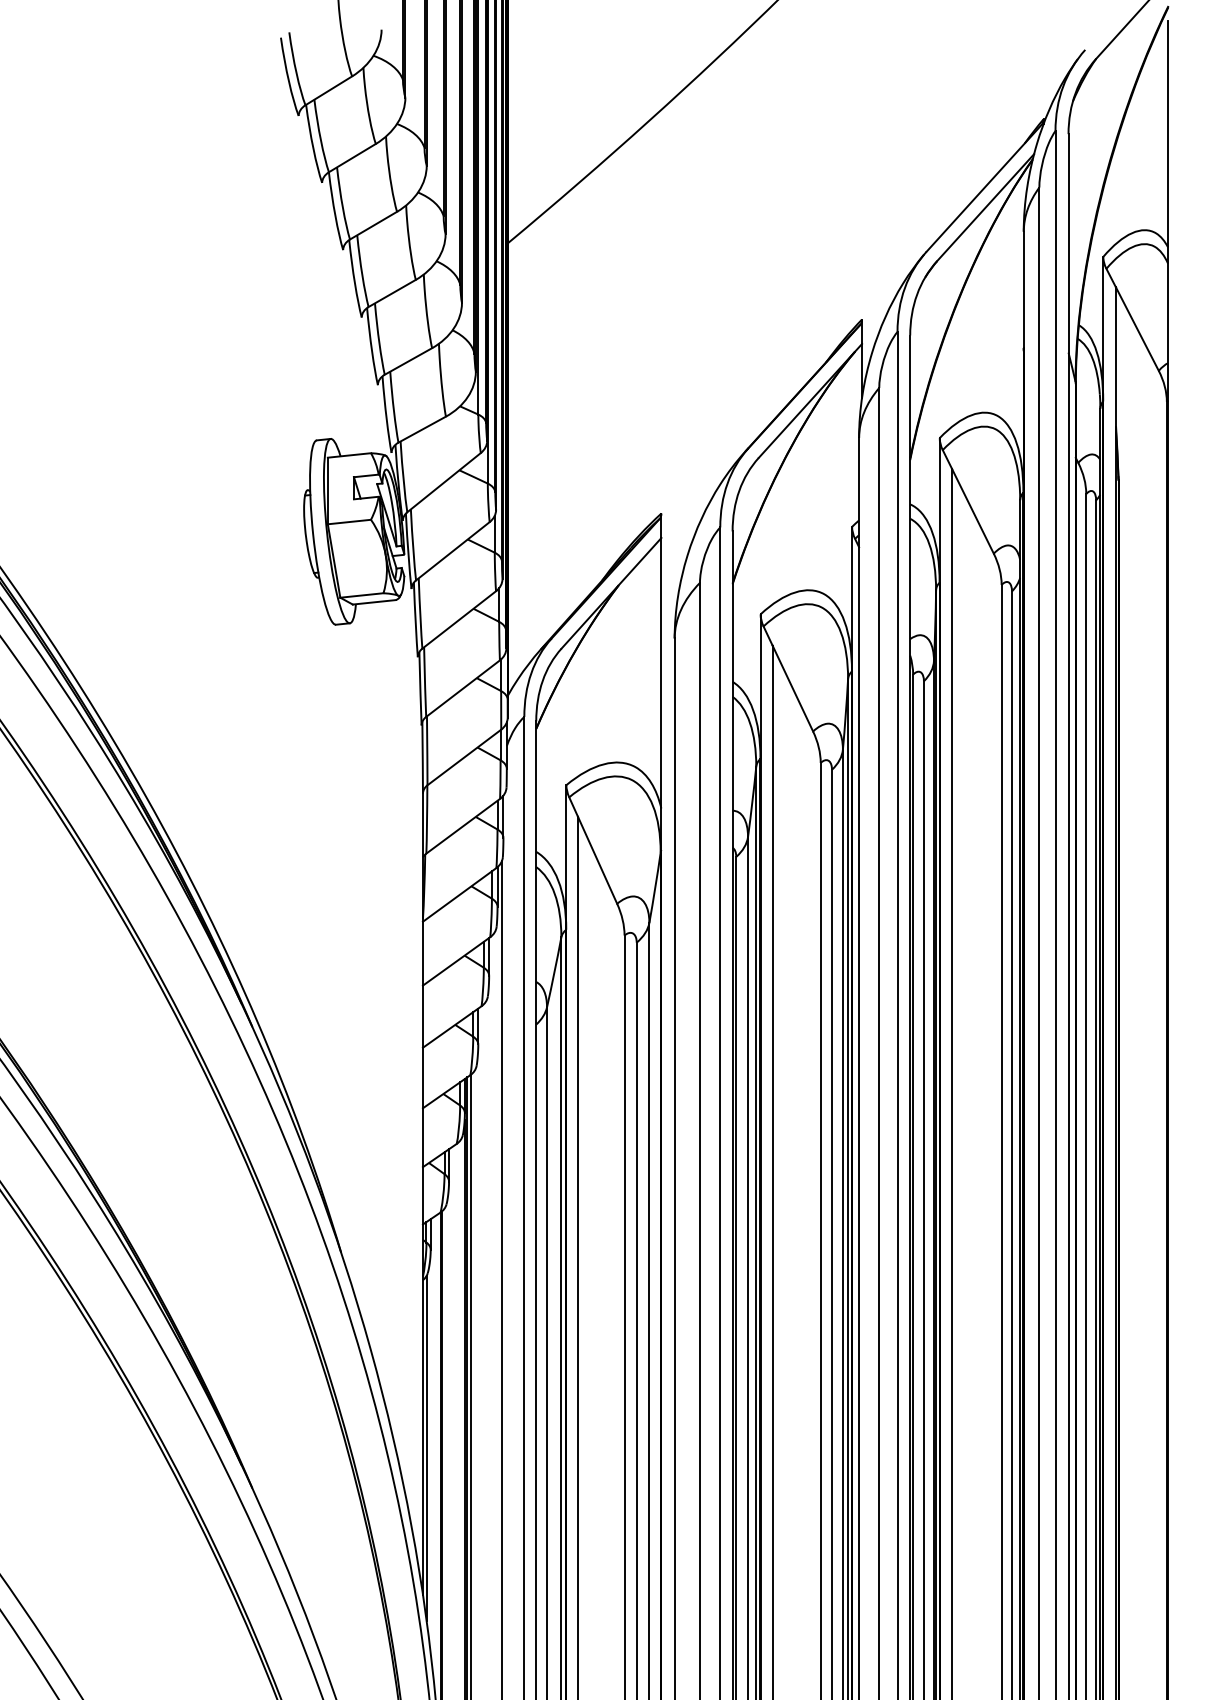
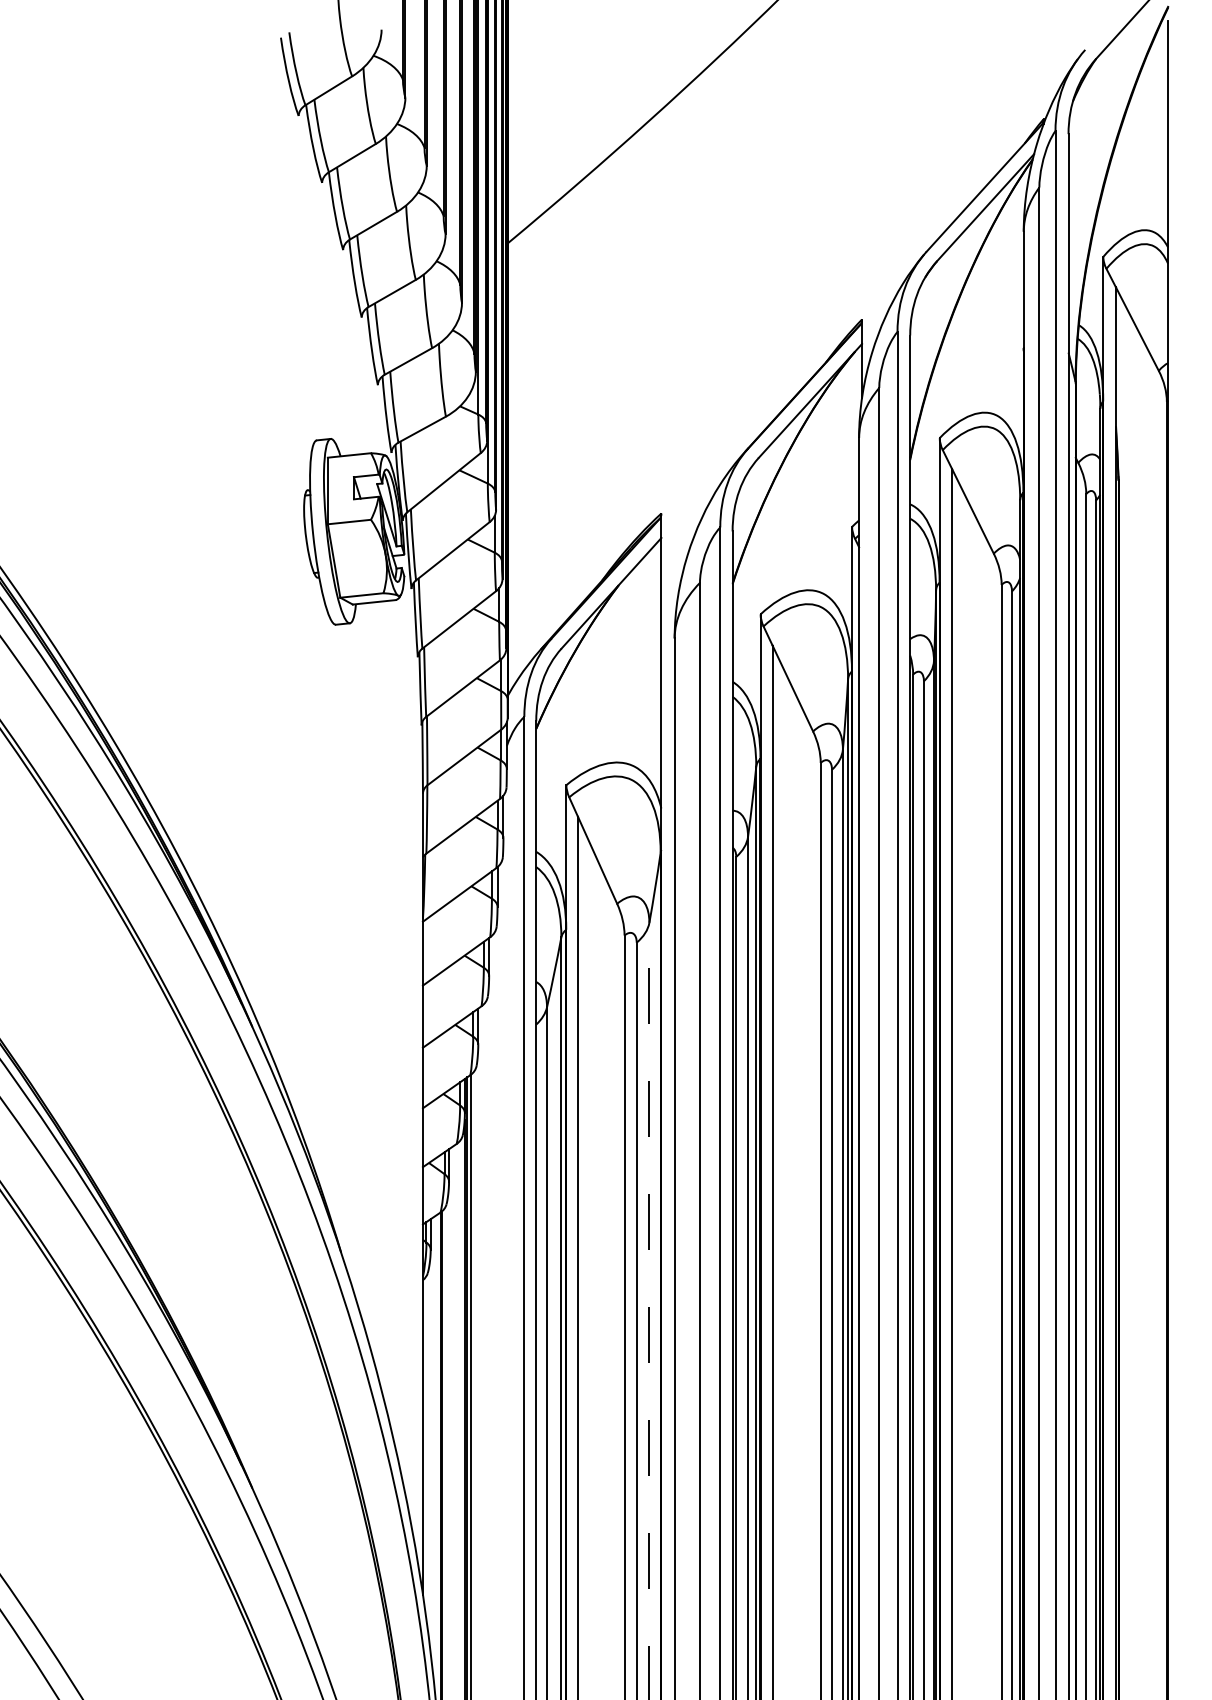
line: present -> none (502, 1278)
line: solid -> dashed (649, 1310)
line: present -> none (426, 1447)
